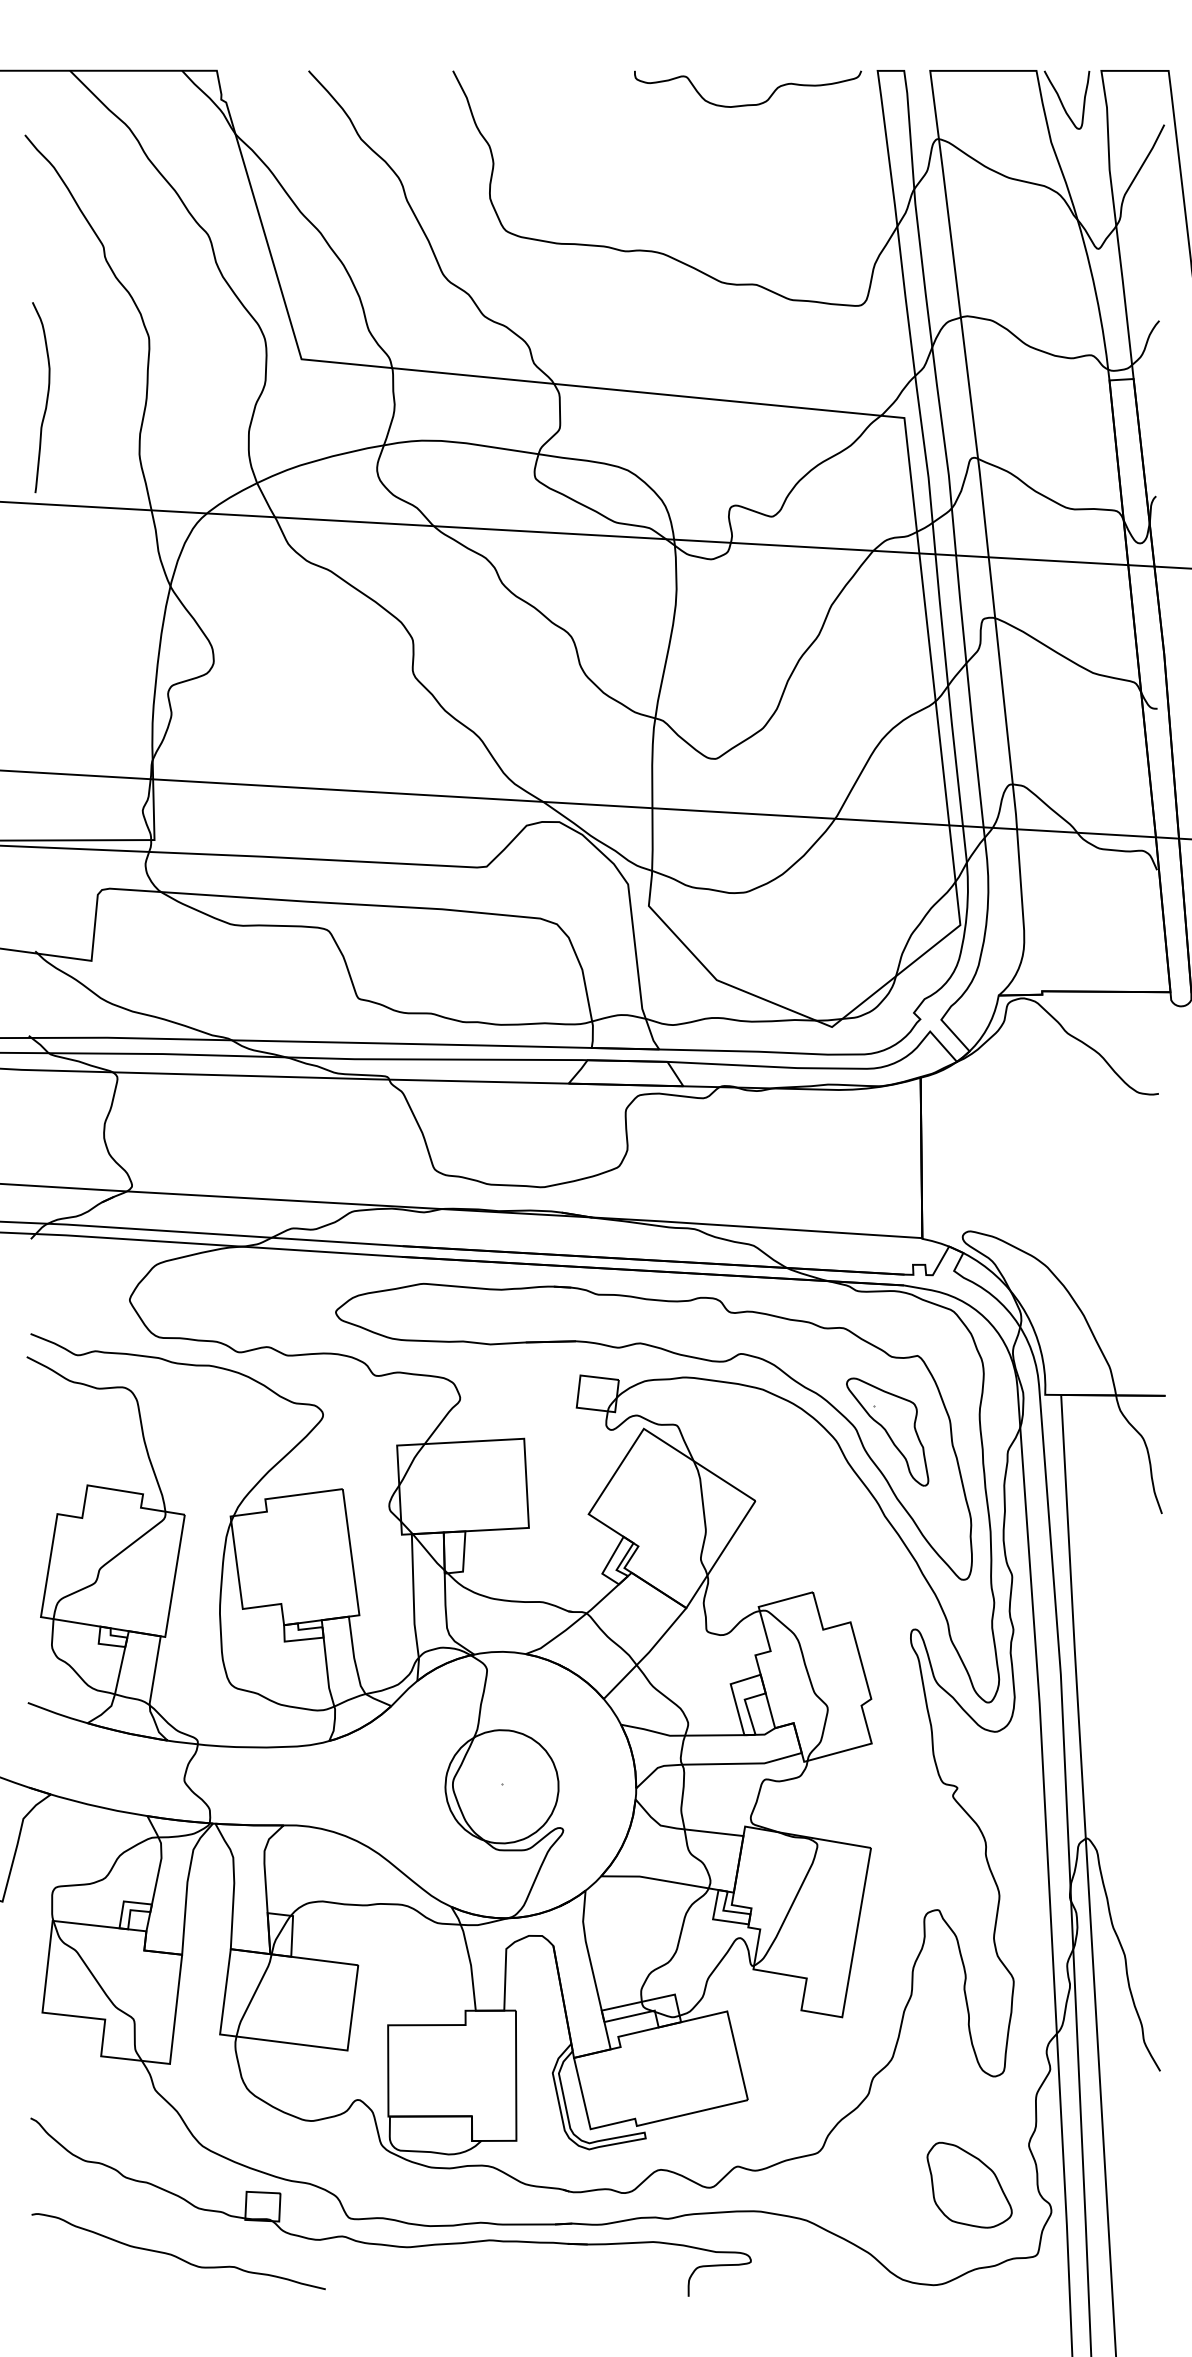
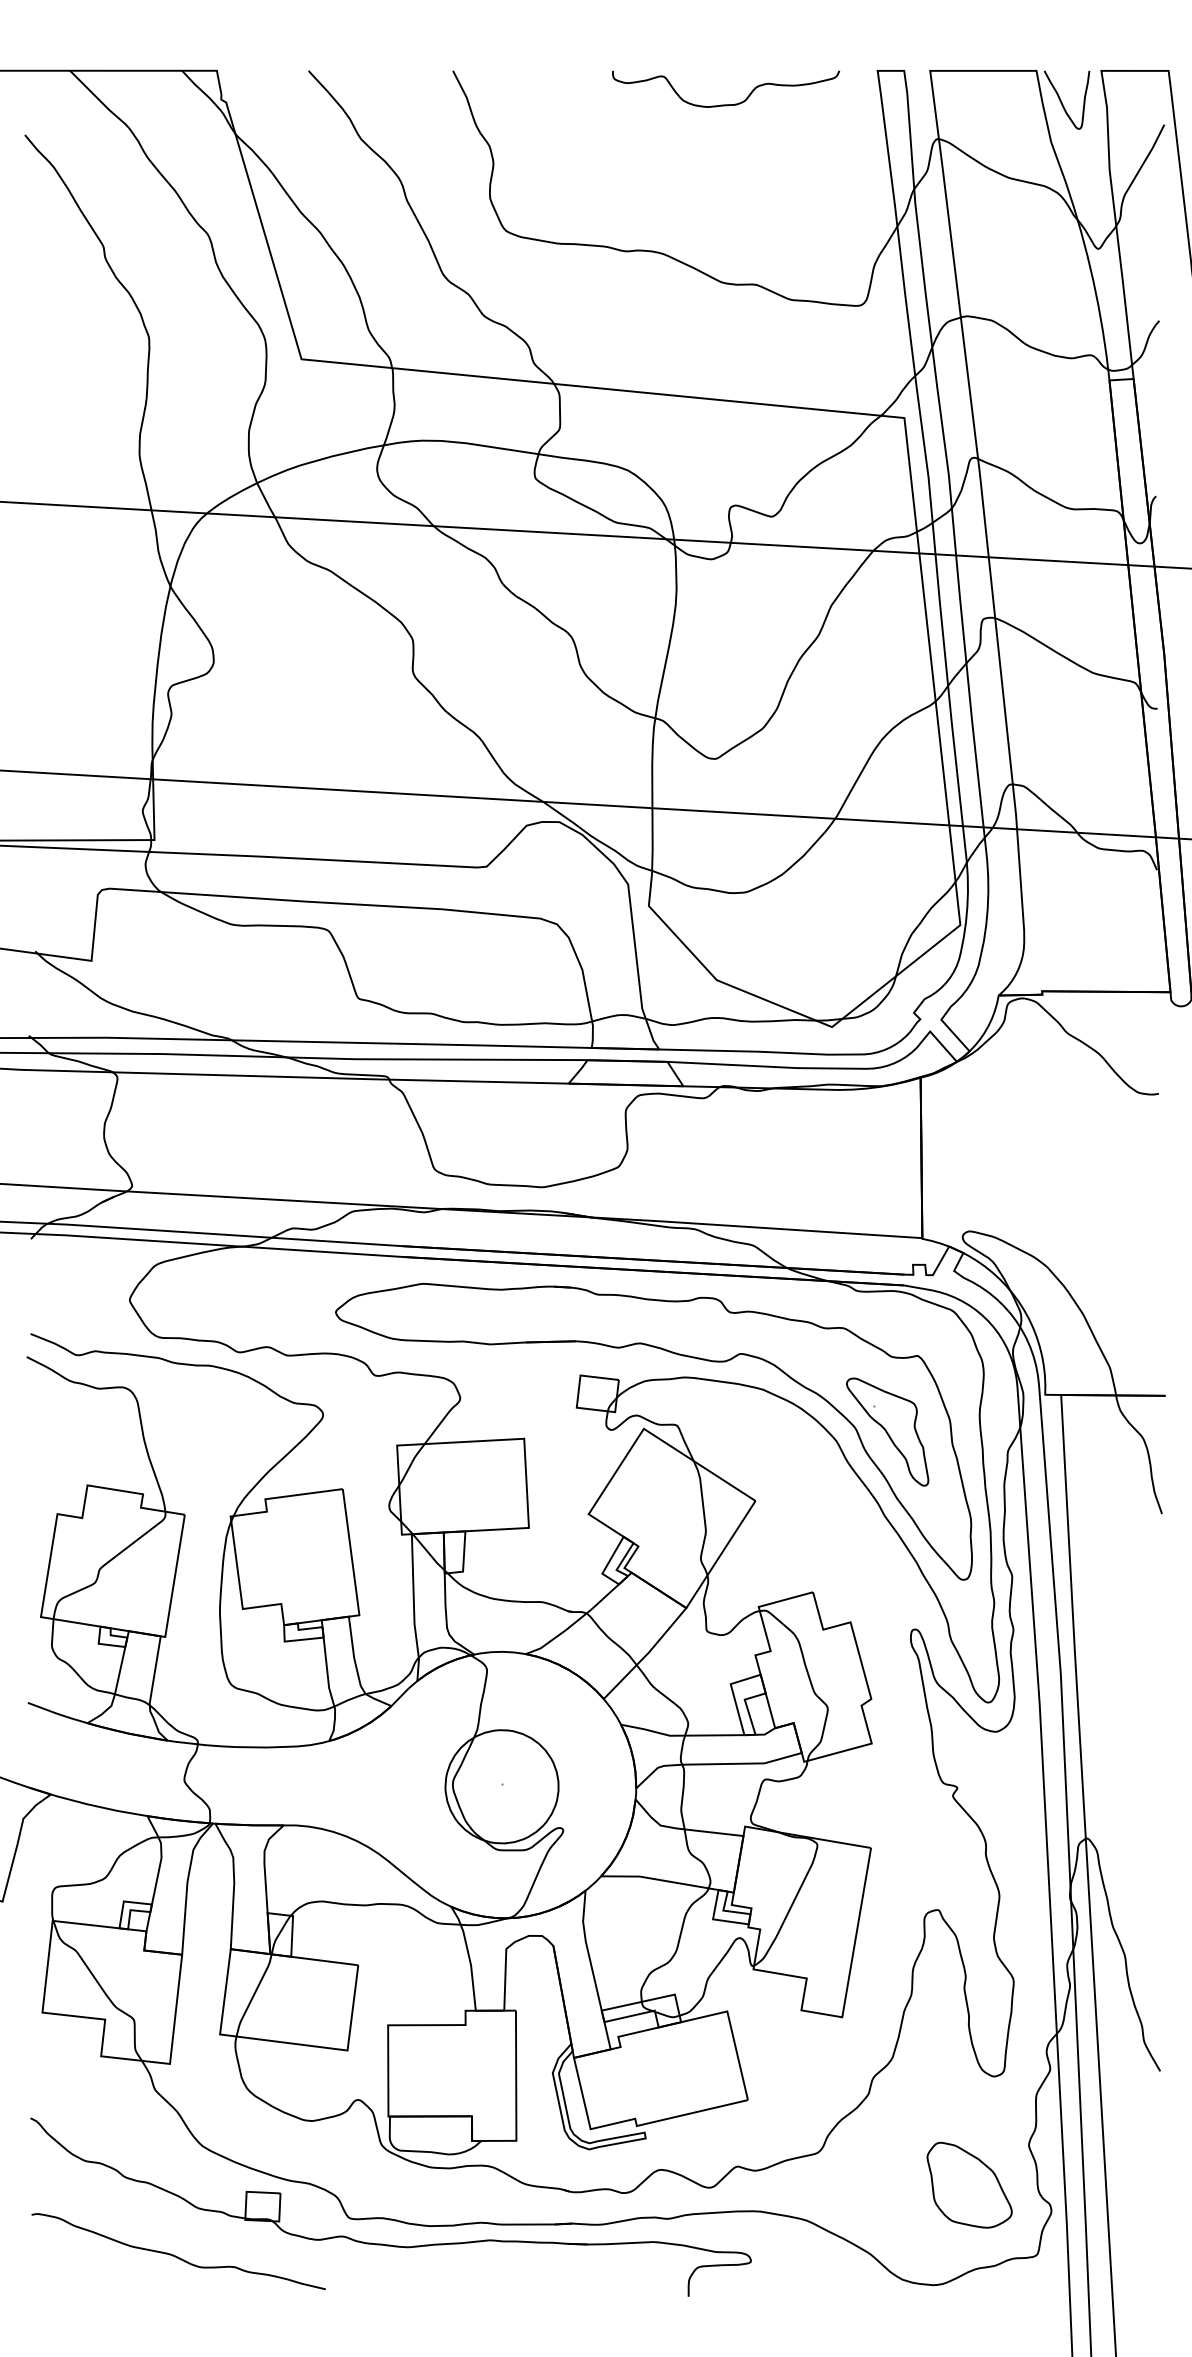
curve position: (748, 104) -> (726, 104) (726, 104)
curve: present -> none (46, 397)
